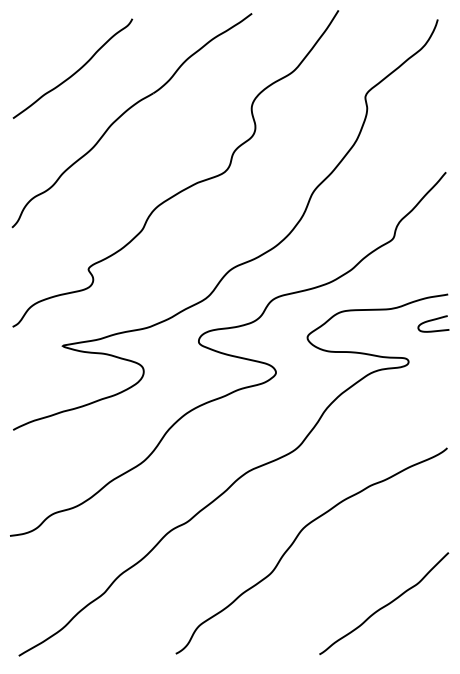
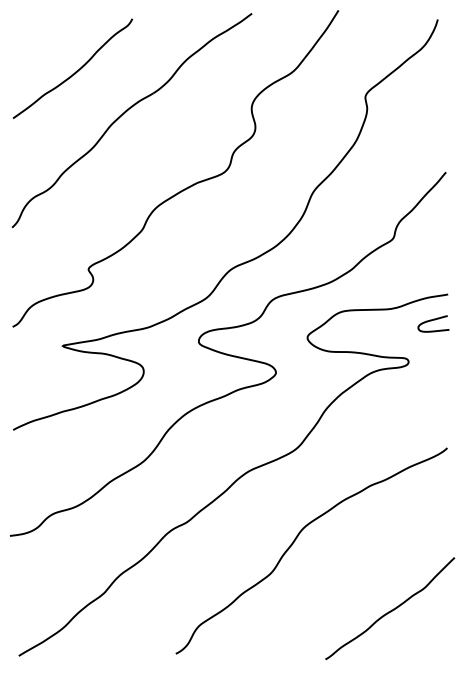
curve position: (385, 604) -> (391, 609) (391, 609)
